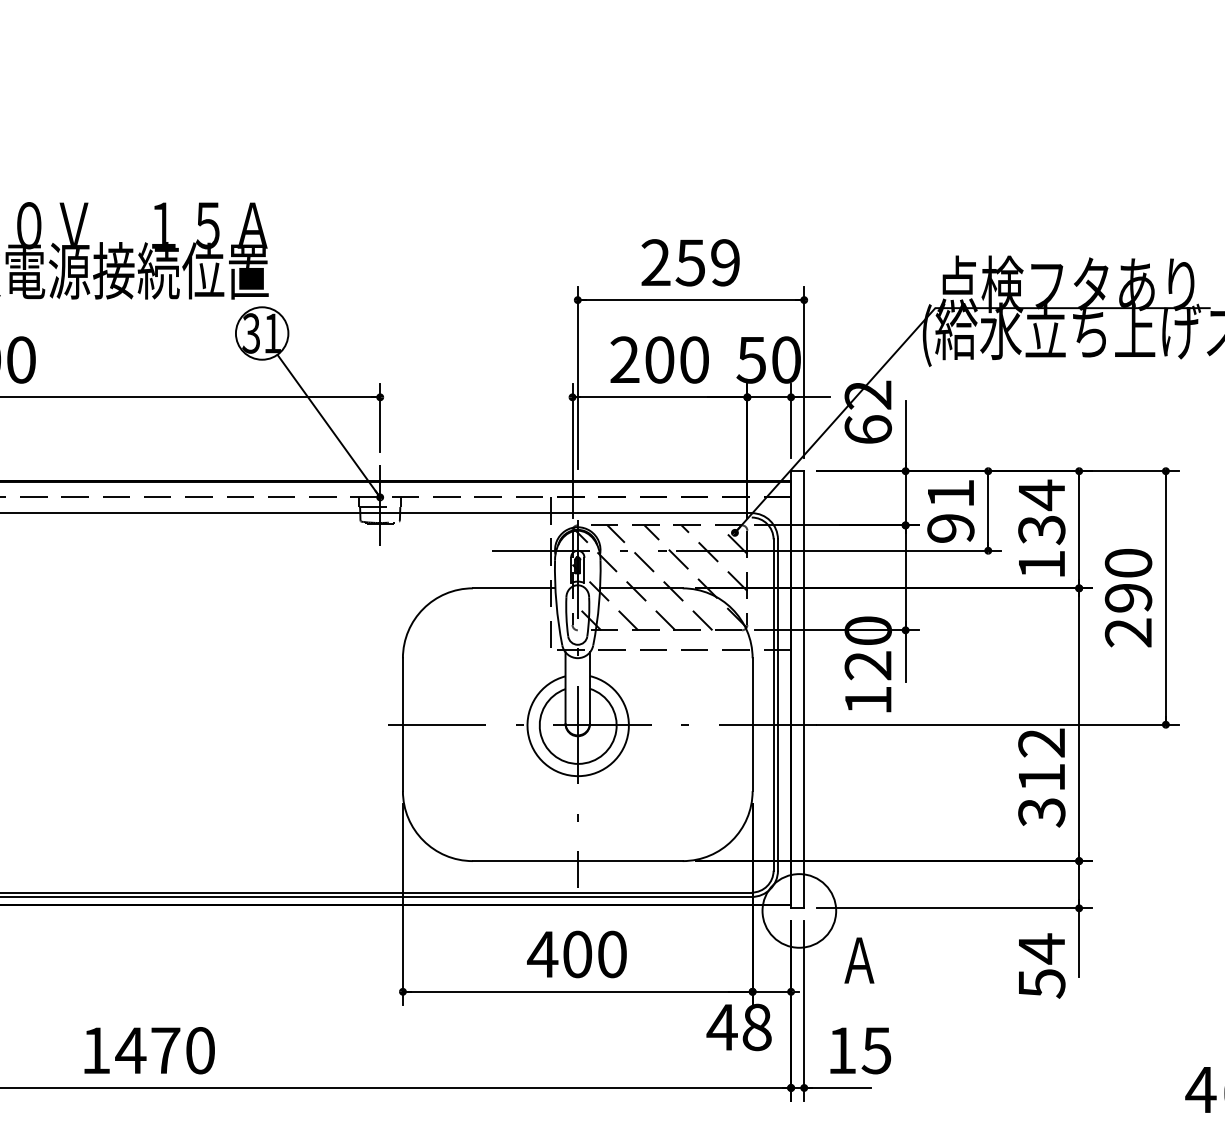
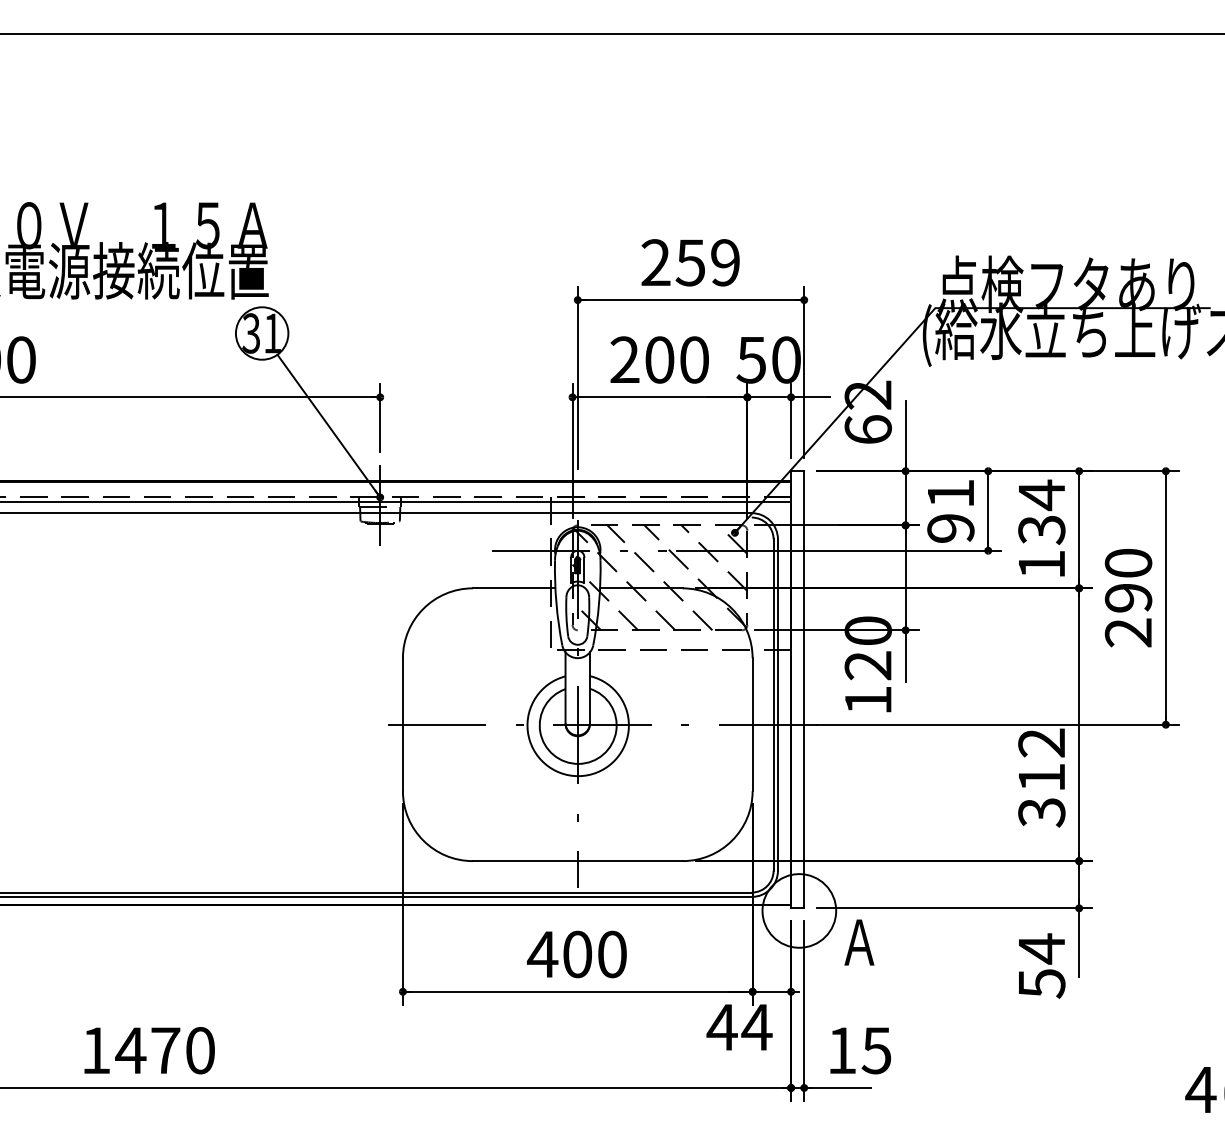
line: none -> present (611, 34)
line: none -> present (396, 501)
text position: (859, 960) -> (859, 942) (859, 942)
text: 48 -> 44 (756, 1027)
